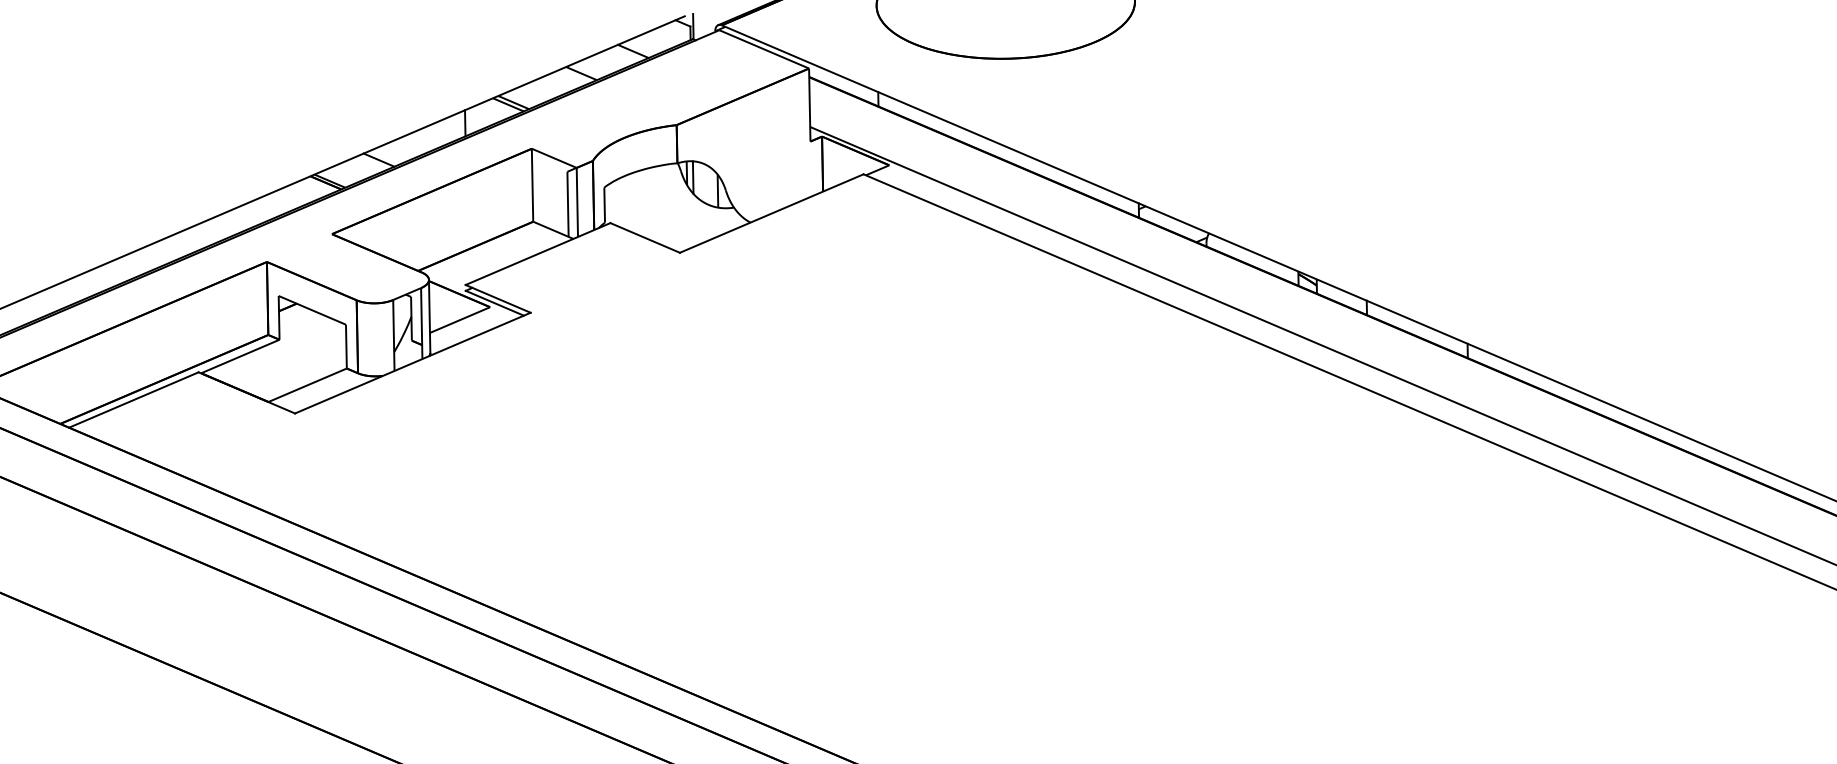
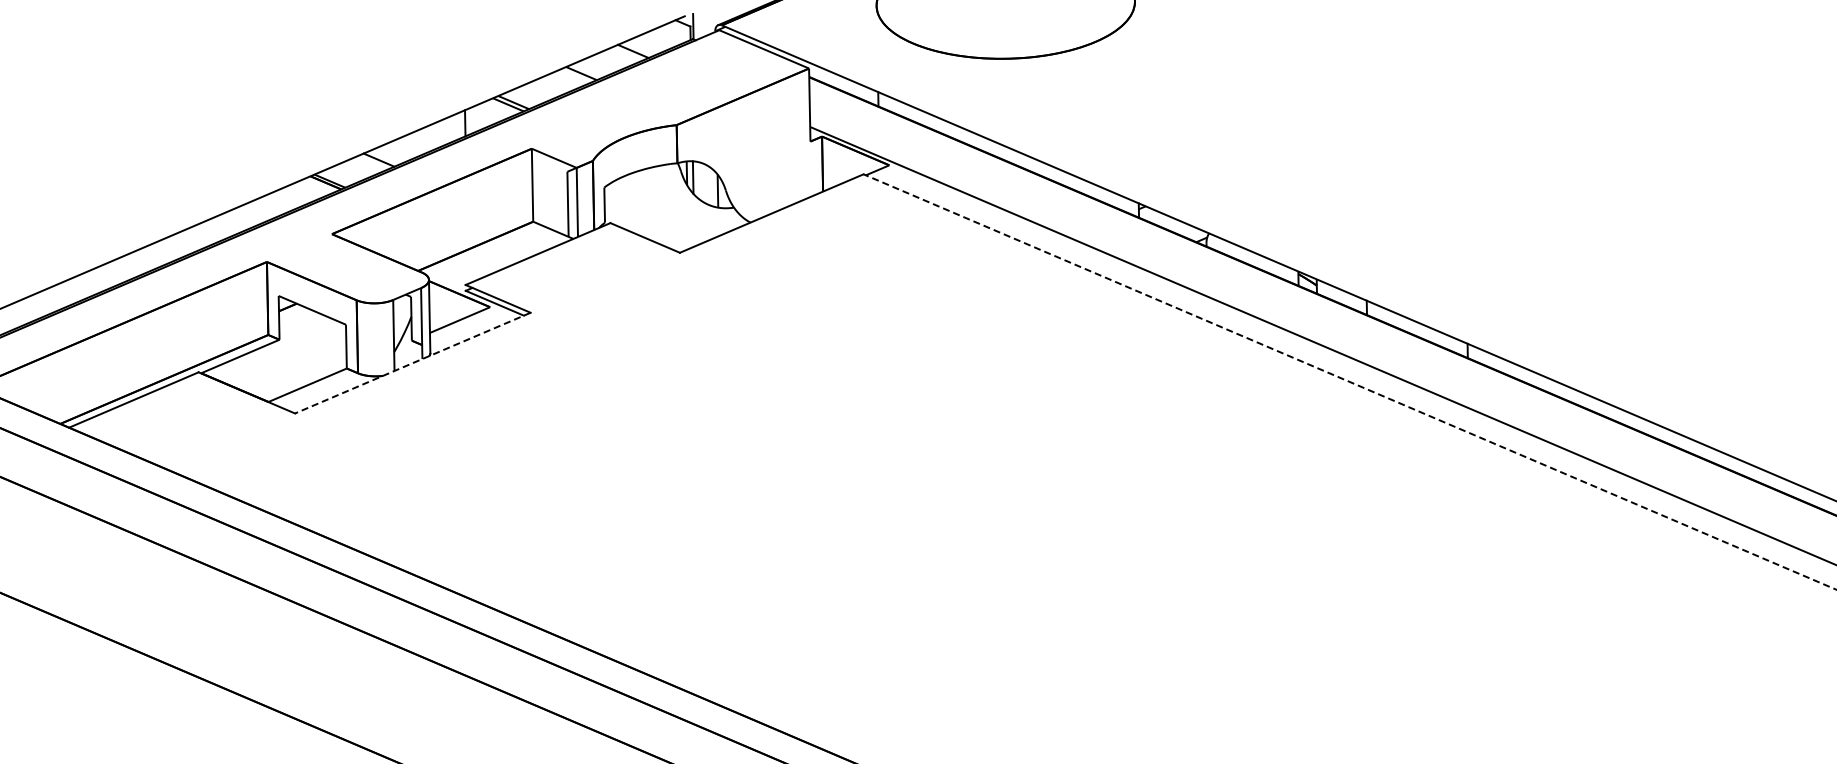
line: solid -> dashed (412, 363)
line: solid -> dashed (1349, 382)
